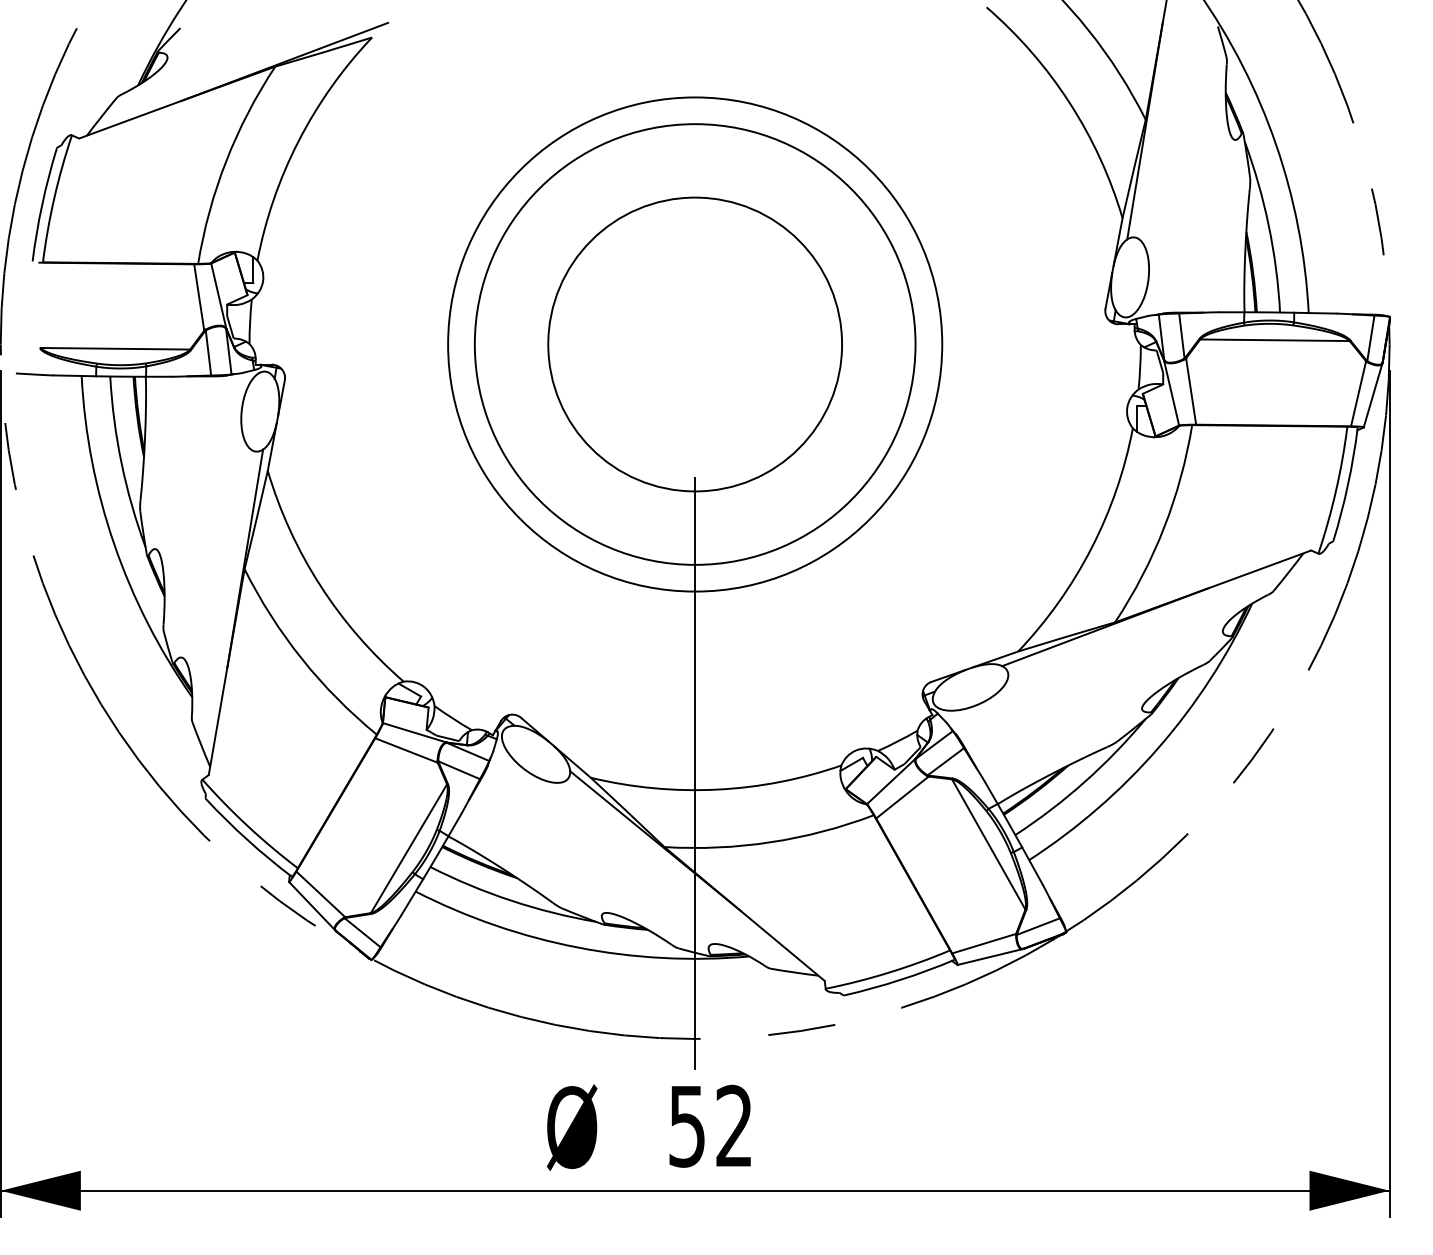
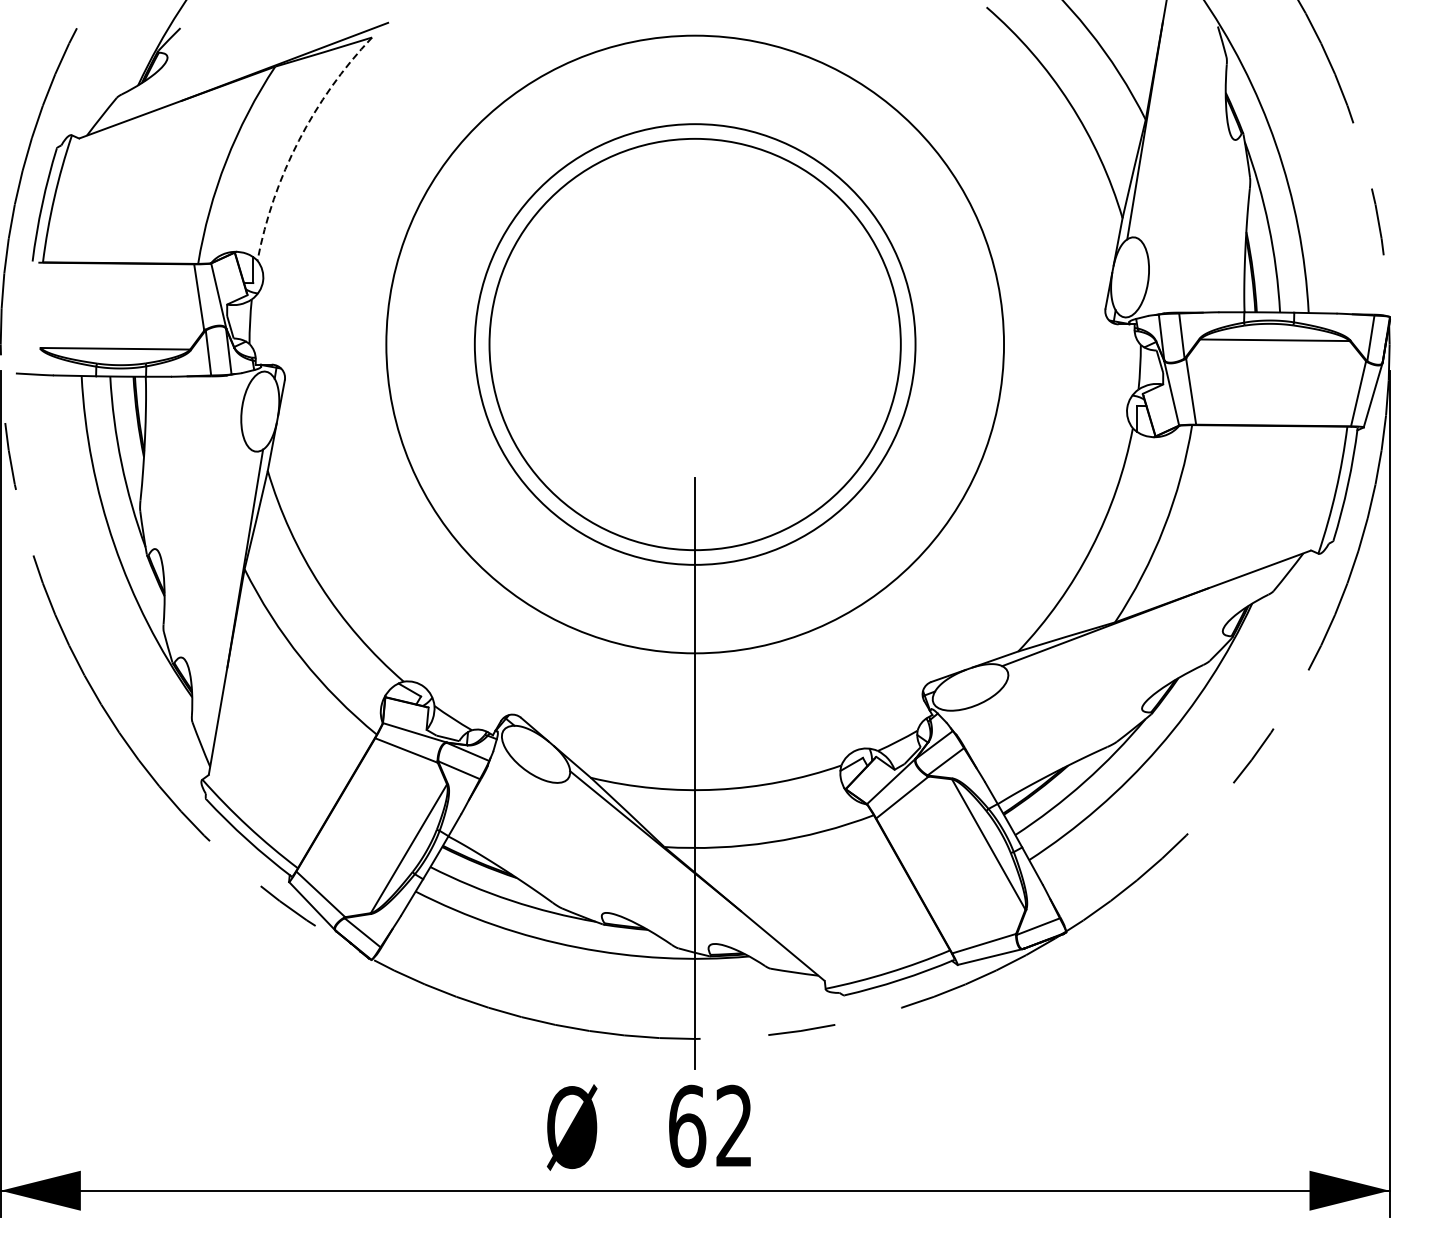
arc: solid -> dashed (298, 140)
circle diameter: 294 px -> 411 px (694, 344)
circle diameter: 494 px -> 618 px (695, 344)
text: 52 -> 62 (687, 1125)
